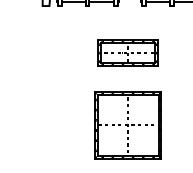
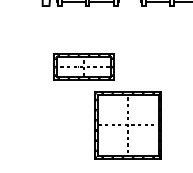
part position: (127, 52) -> (83, 66) (83, 66)
